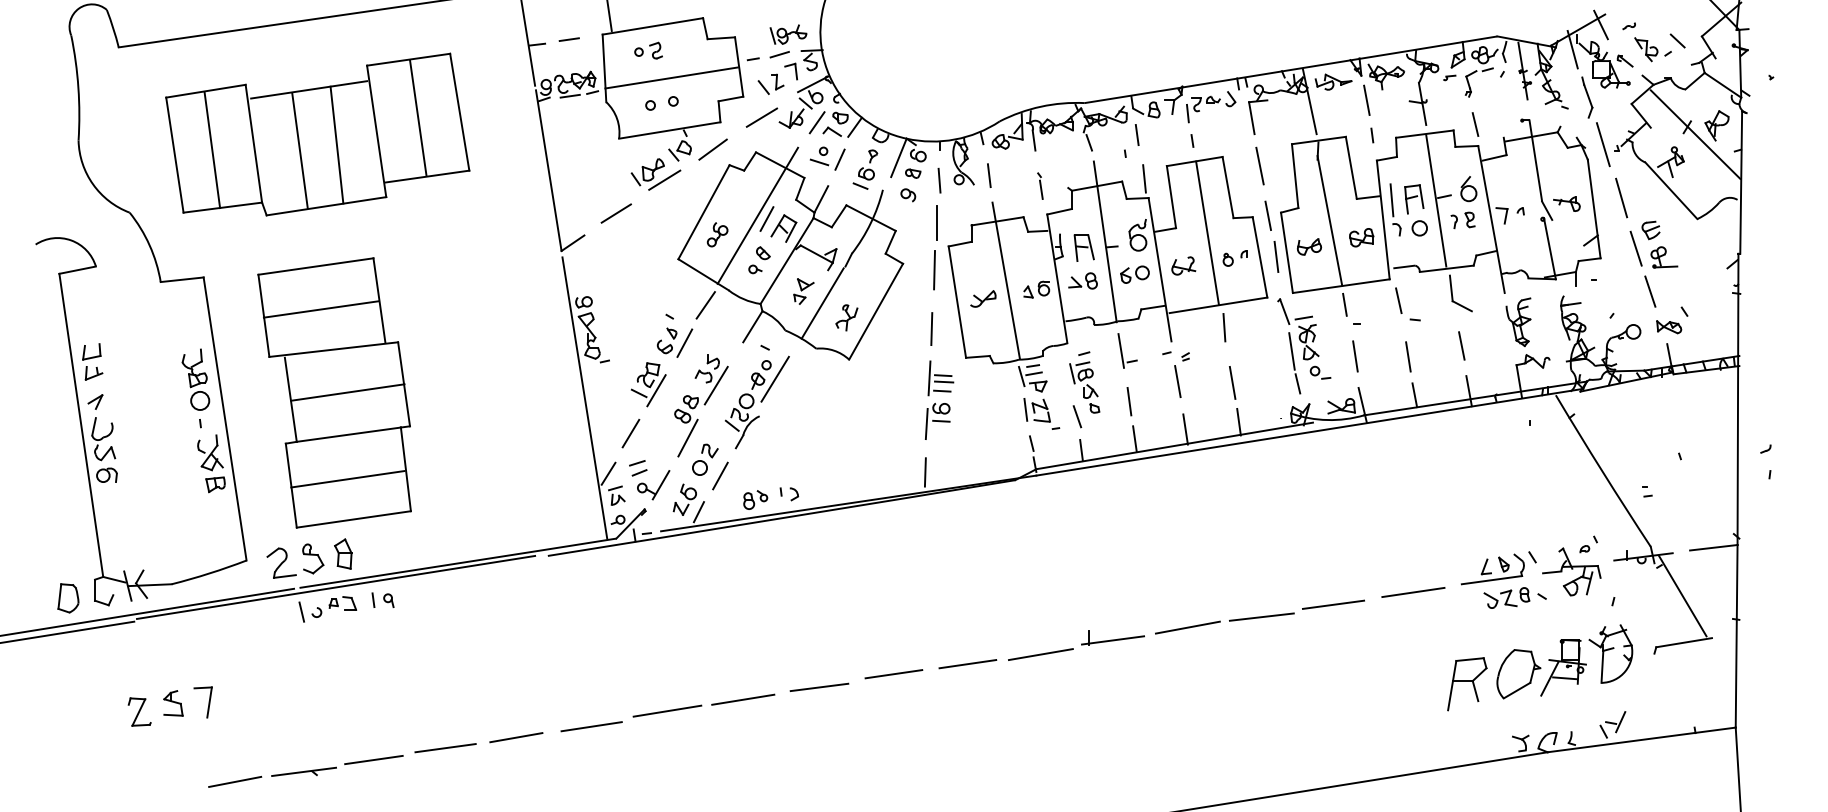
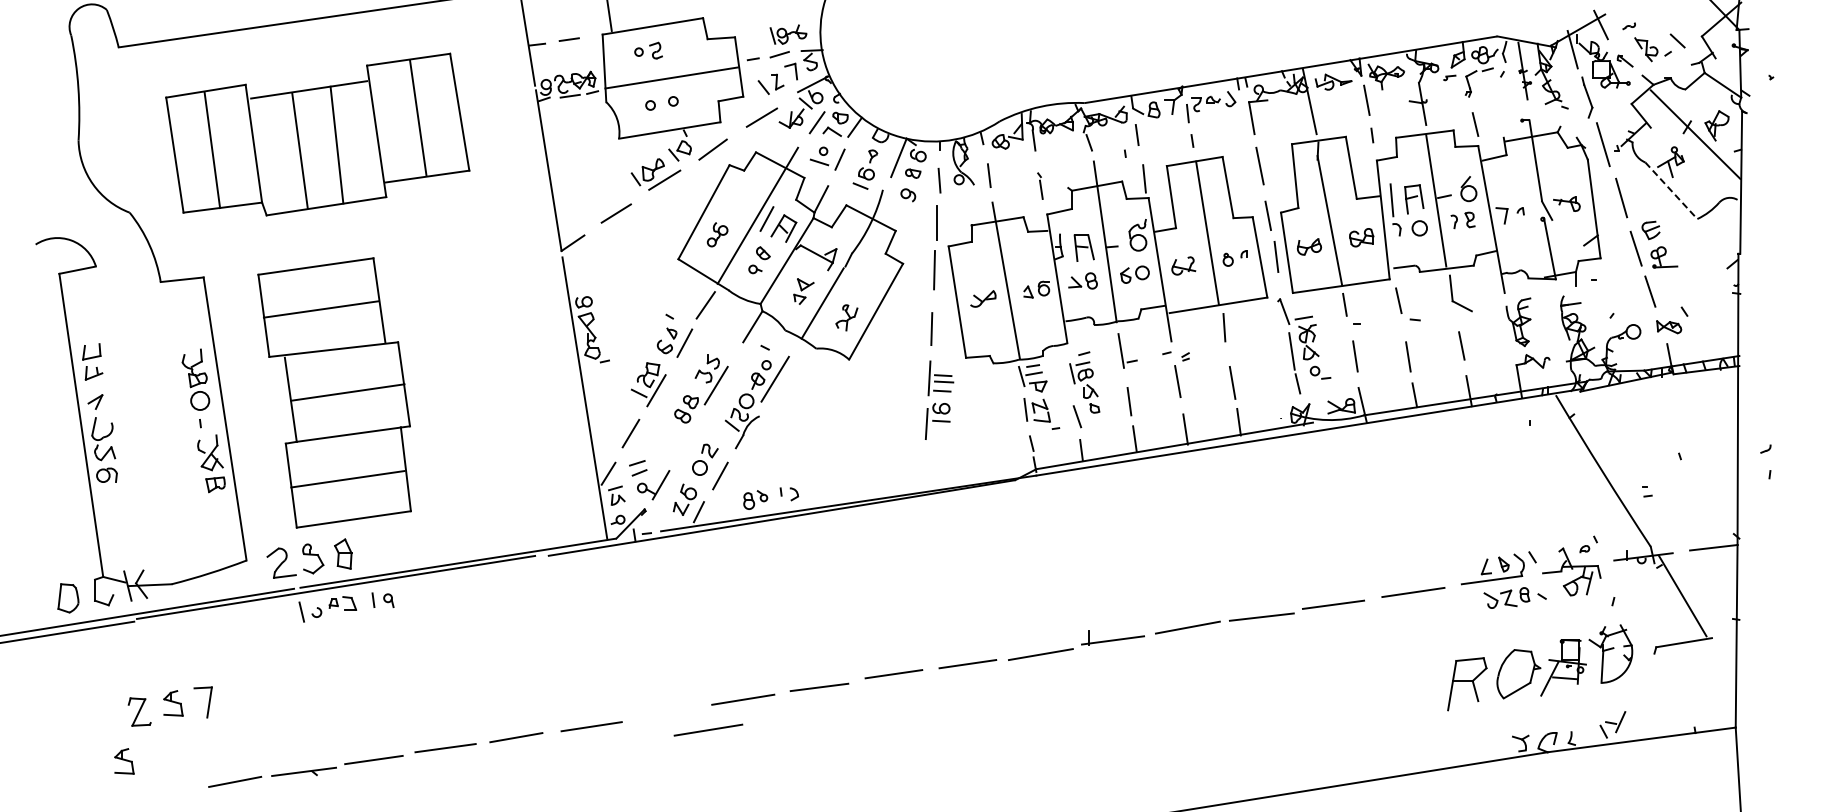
line: solid -> dashed (1671, 191)
line: present -> none (687, 437)
line: present -> none (924, 472)
line position: (667, 710) -> (708, 729) (708, 729)
part: none -> present (124, 761)
